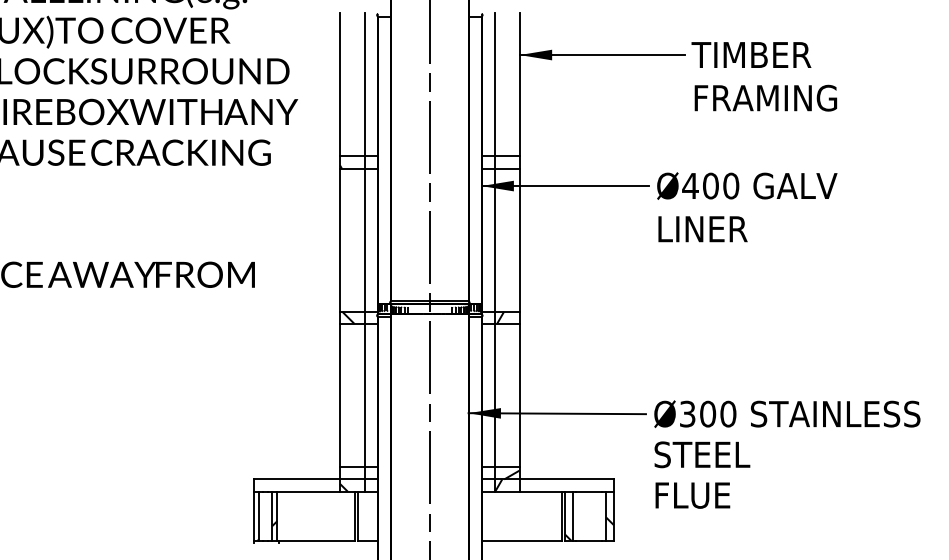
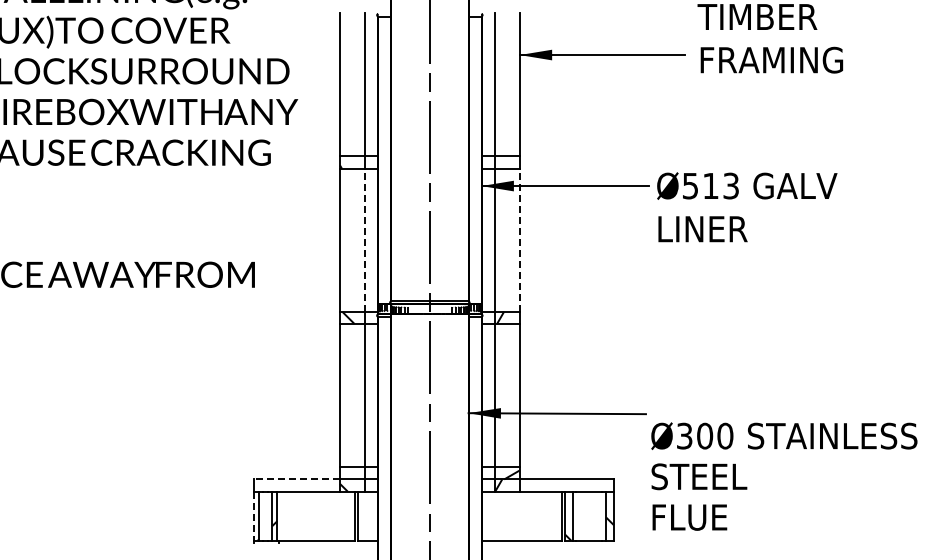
text position: (764, 76) -> (770, 38) (770, 38)
text: Ø400 -> Ø513 (710, 185)
line: solid -> dashed (365, 240)
line: solid -> dashed (519, 240)
text position: (787, 454) -> (784, 476) (784, 476)
line: solid -> dashed (297, 479)
line: solid -> dashed (254, 516)
